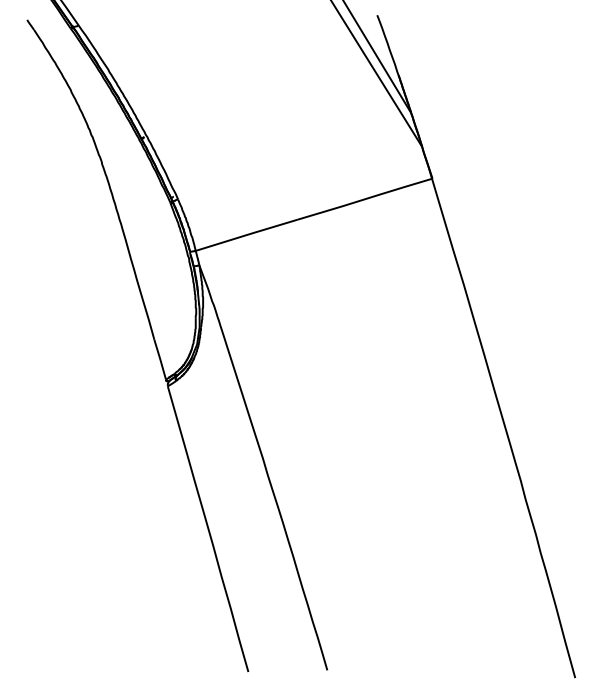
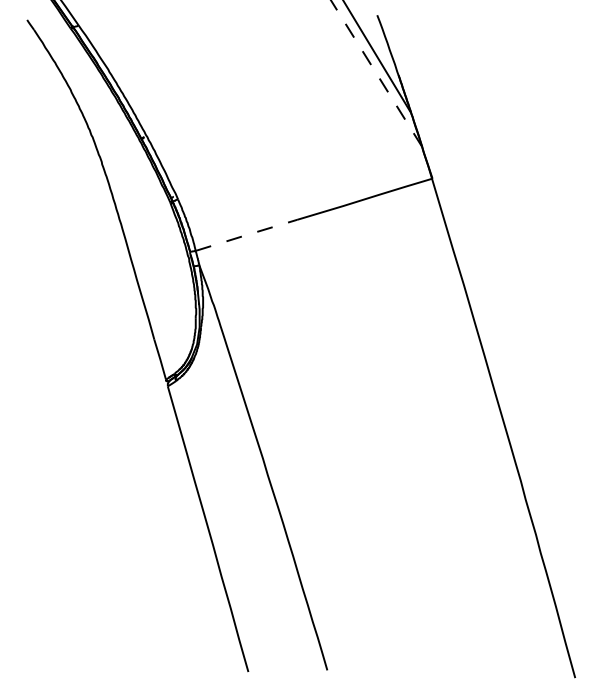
line: solid -> dashed (376, 73)
line: solid -> dashed (246, 235)
